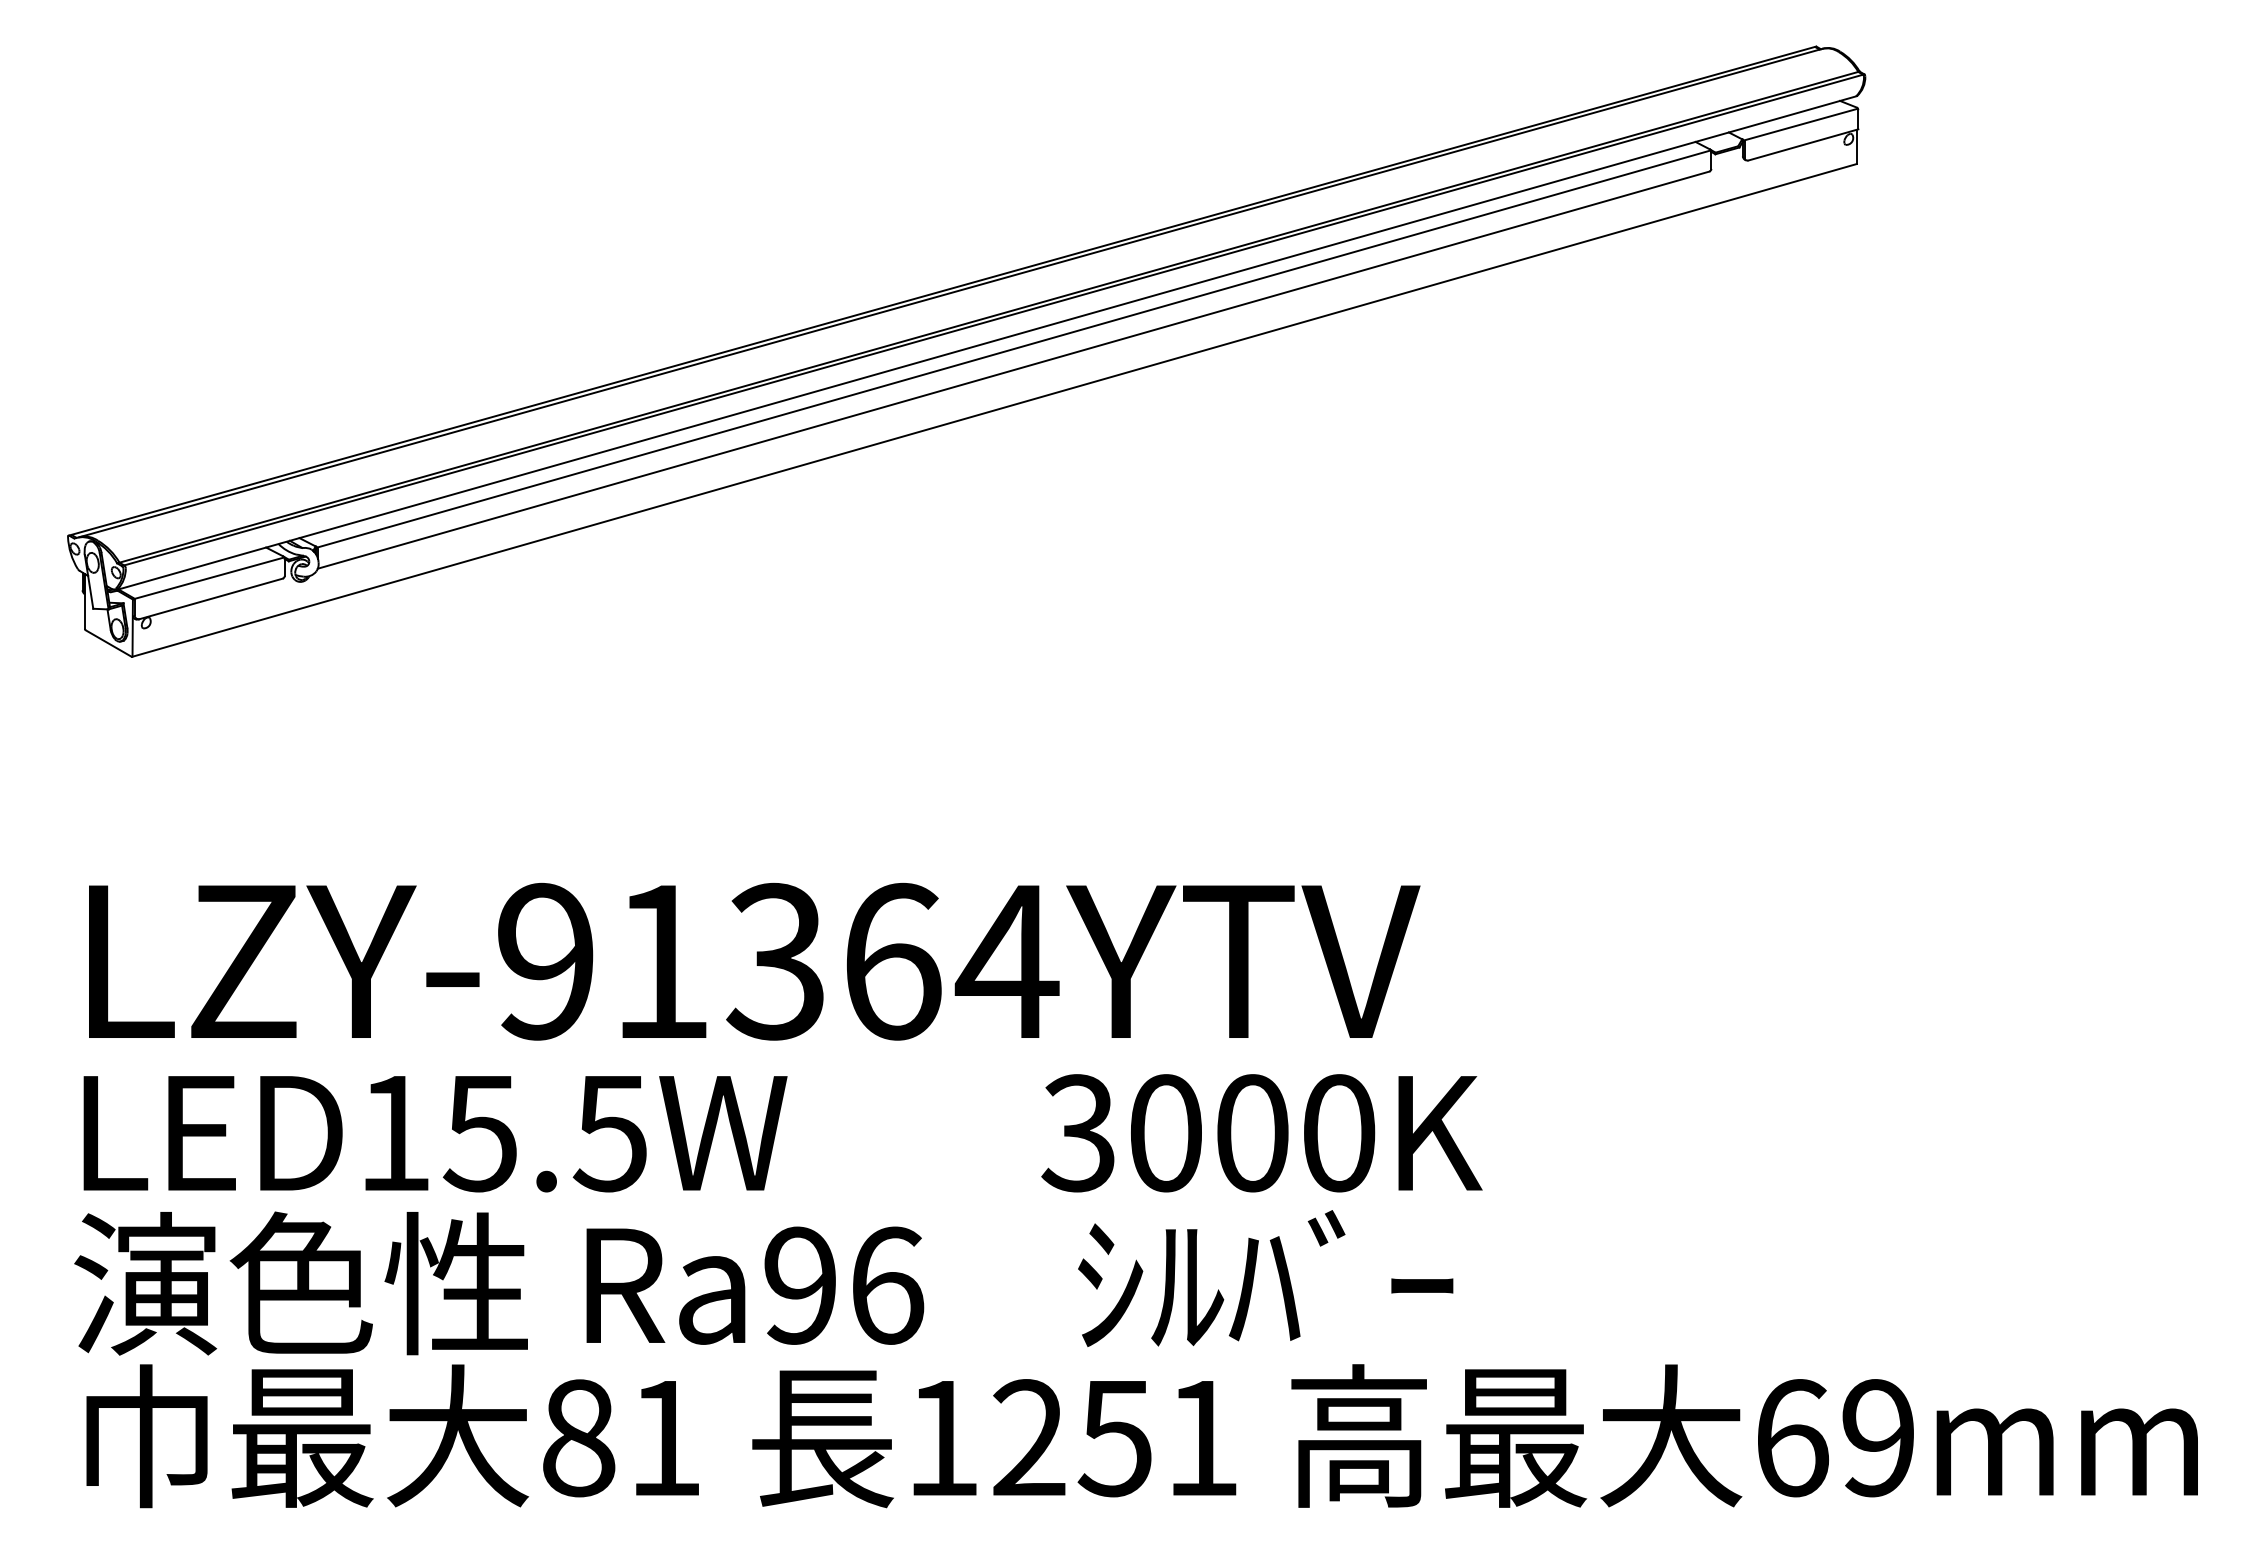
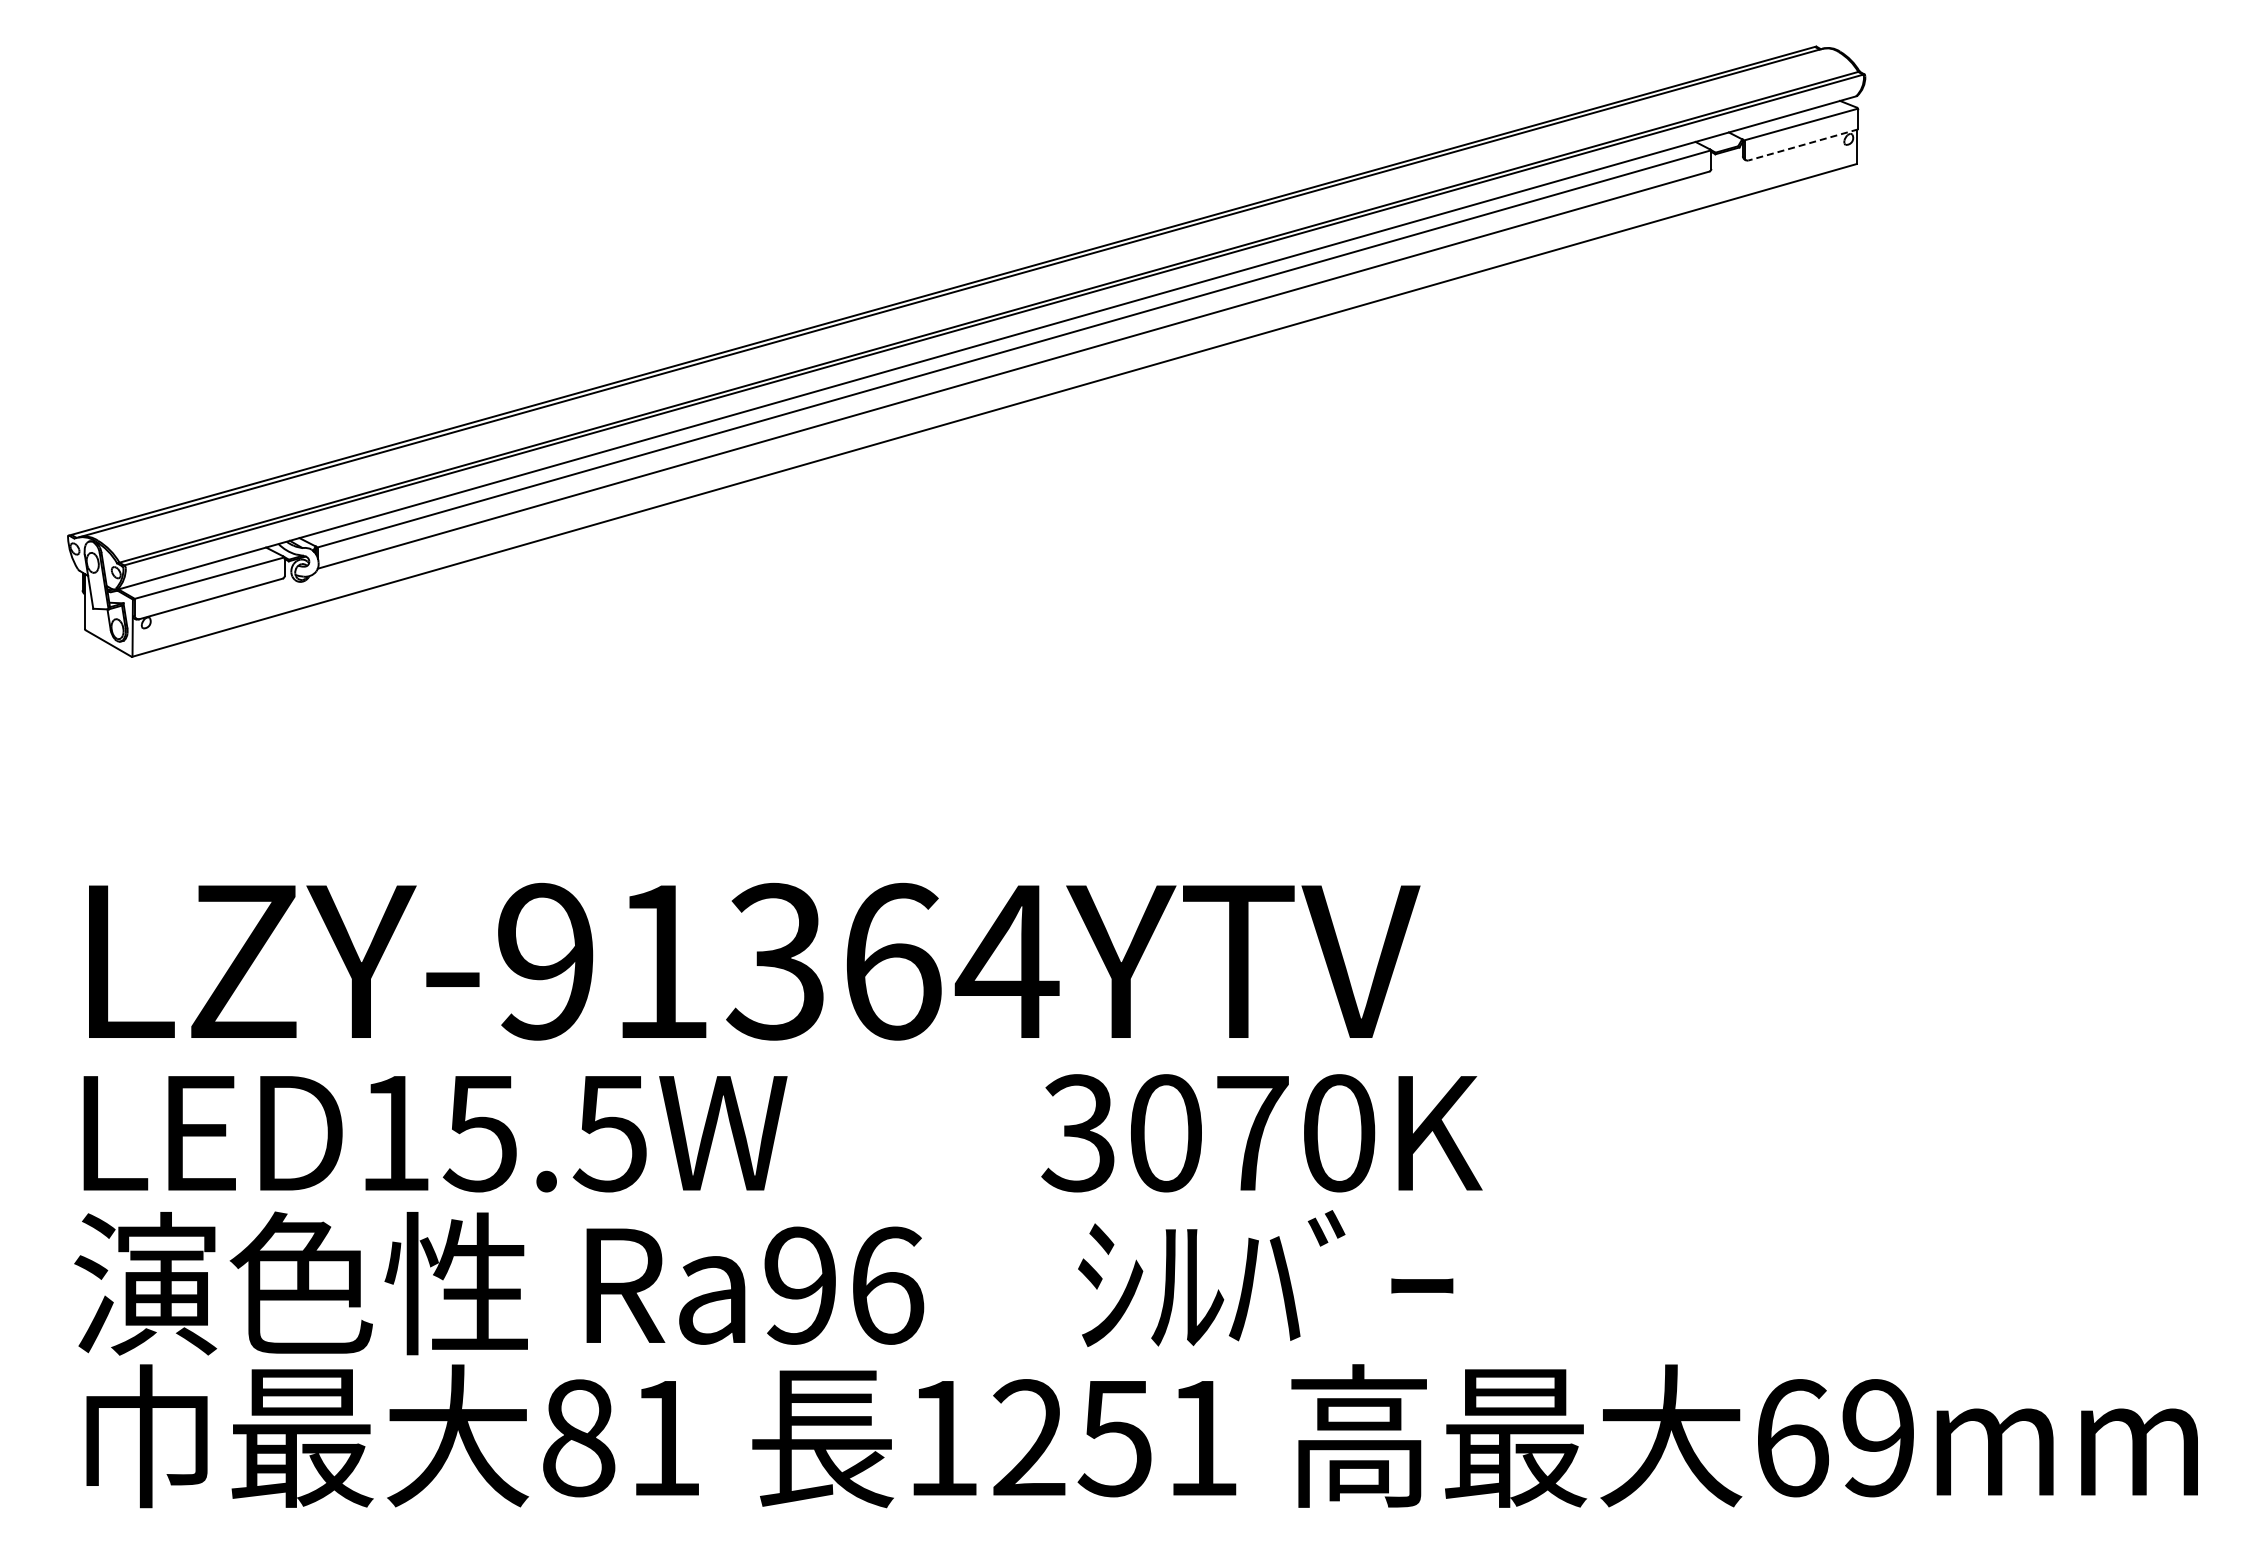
line: solid -> dashed (1802, 145)
text: 3000K -> 3070K (1252, 1133)
